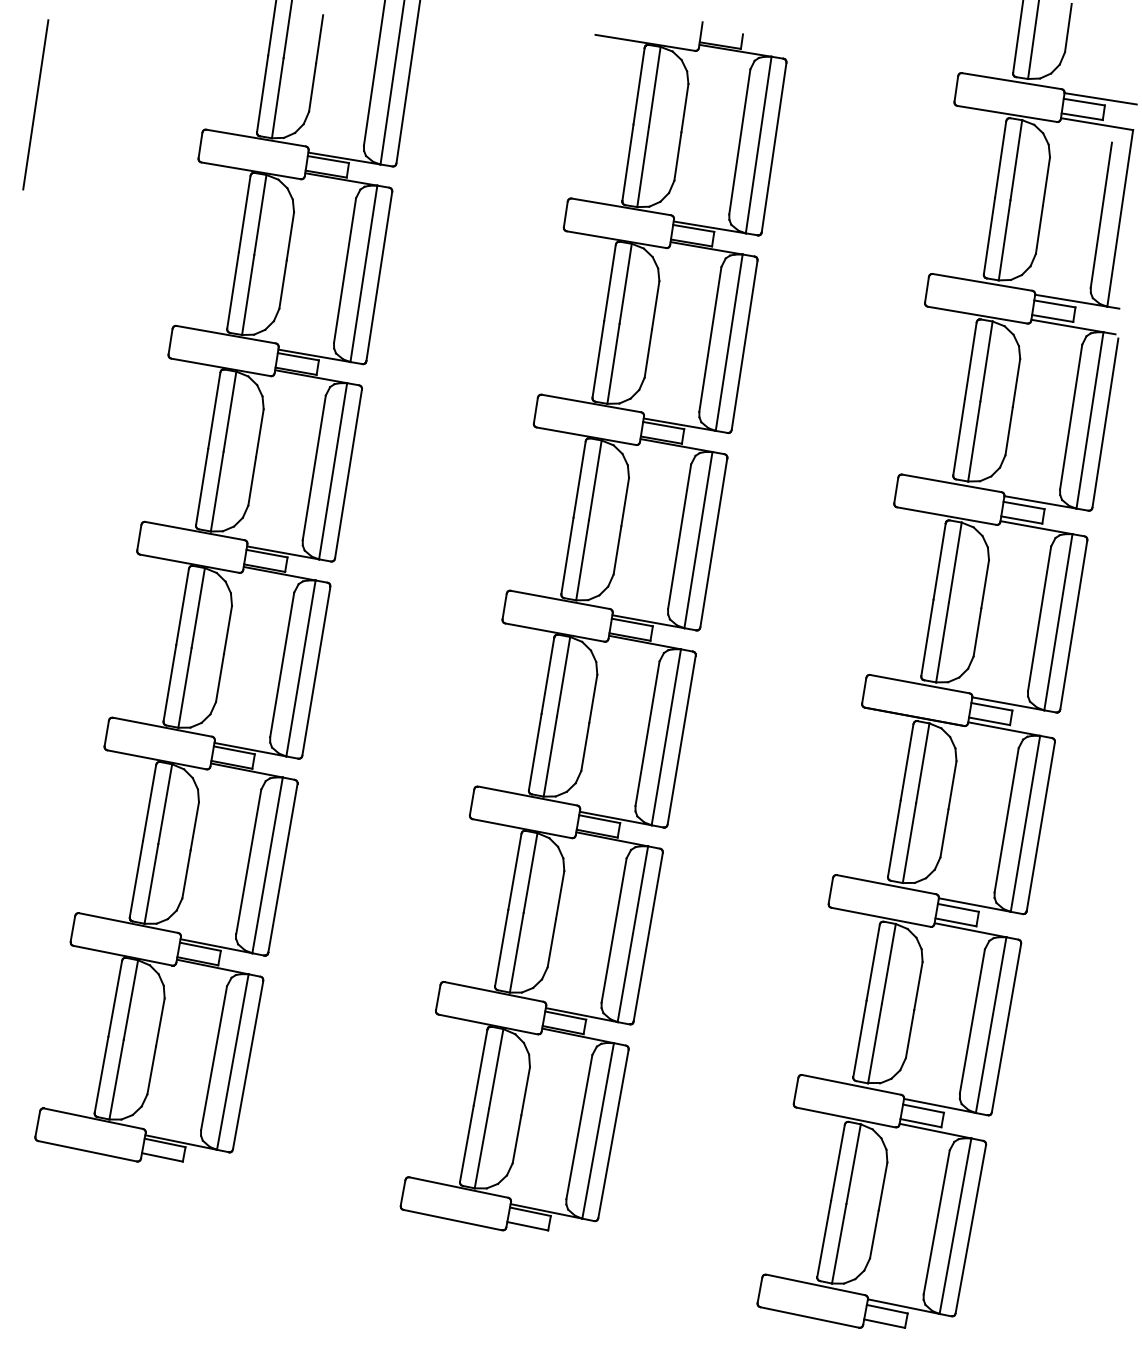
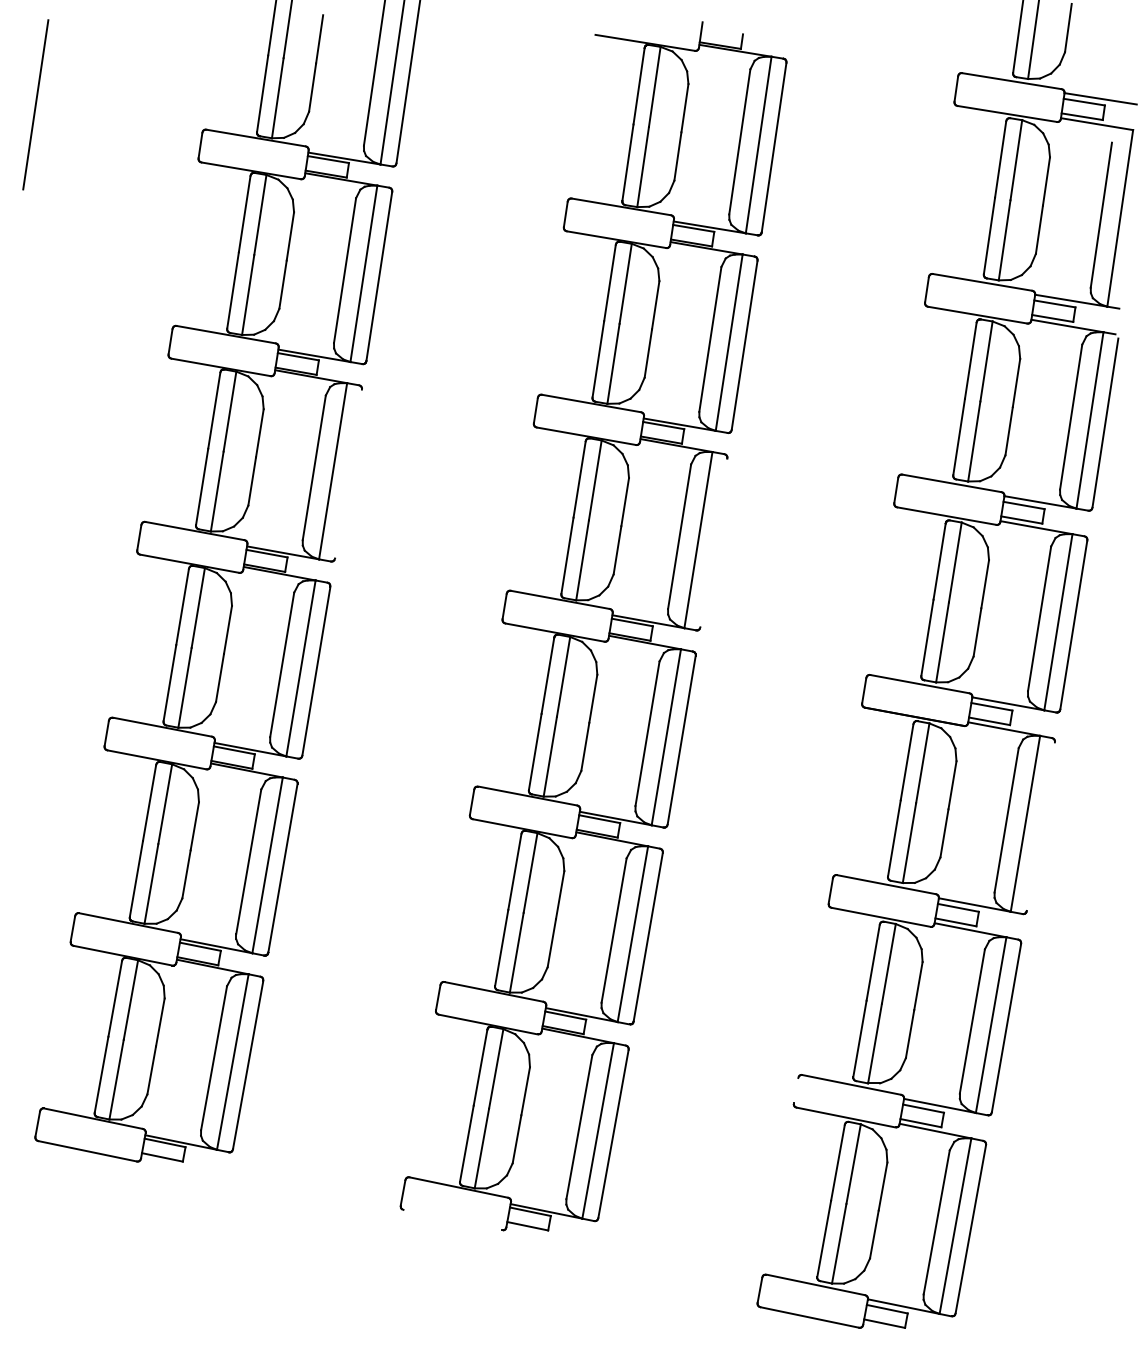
line: present -> none (348, 473)
line: present -> none (713, 542)
line: present -> none (1040, 826)
line: present -> none (795, 1090)
line: present -> none (452, 1219)
